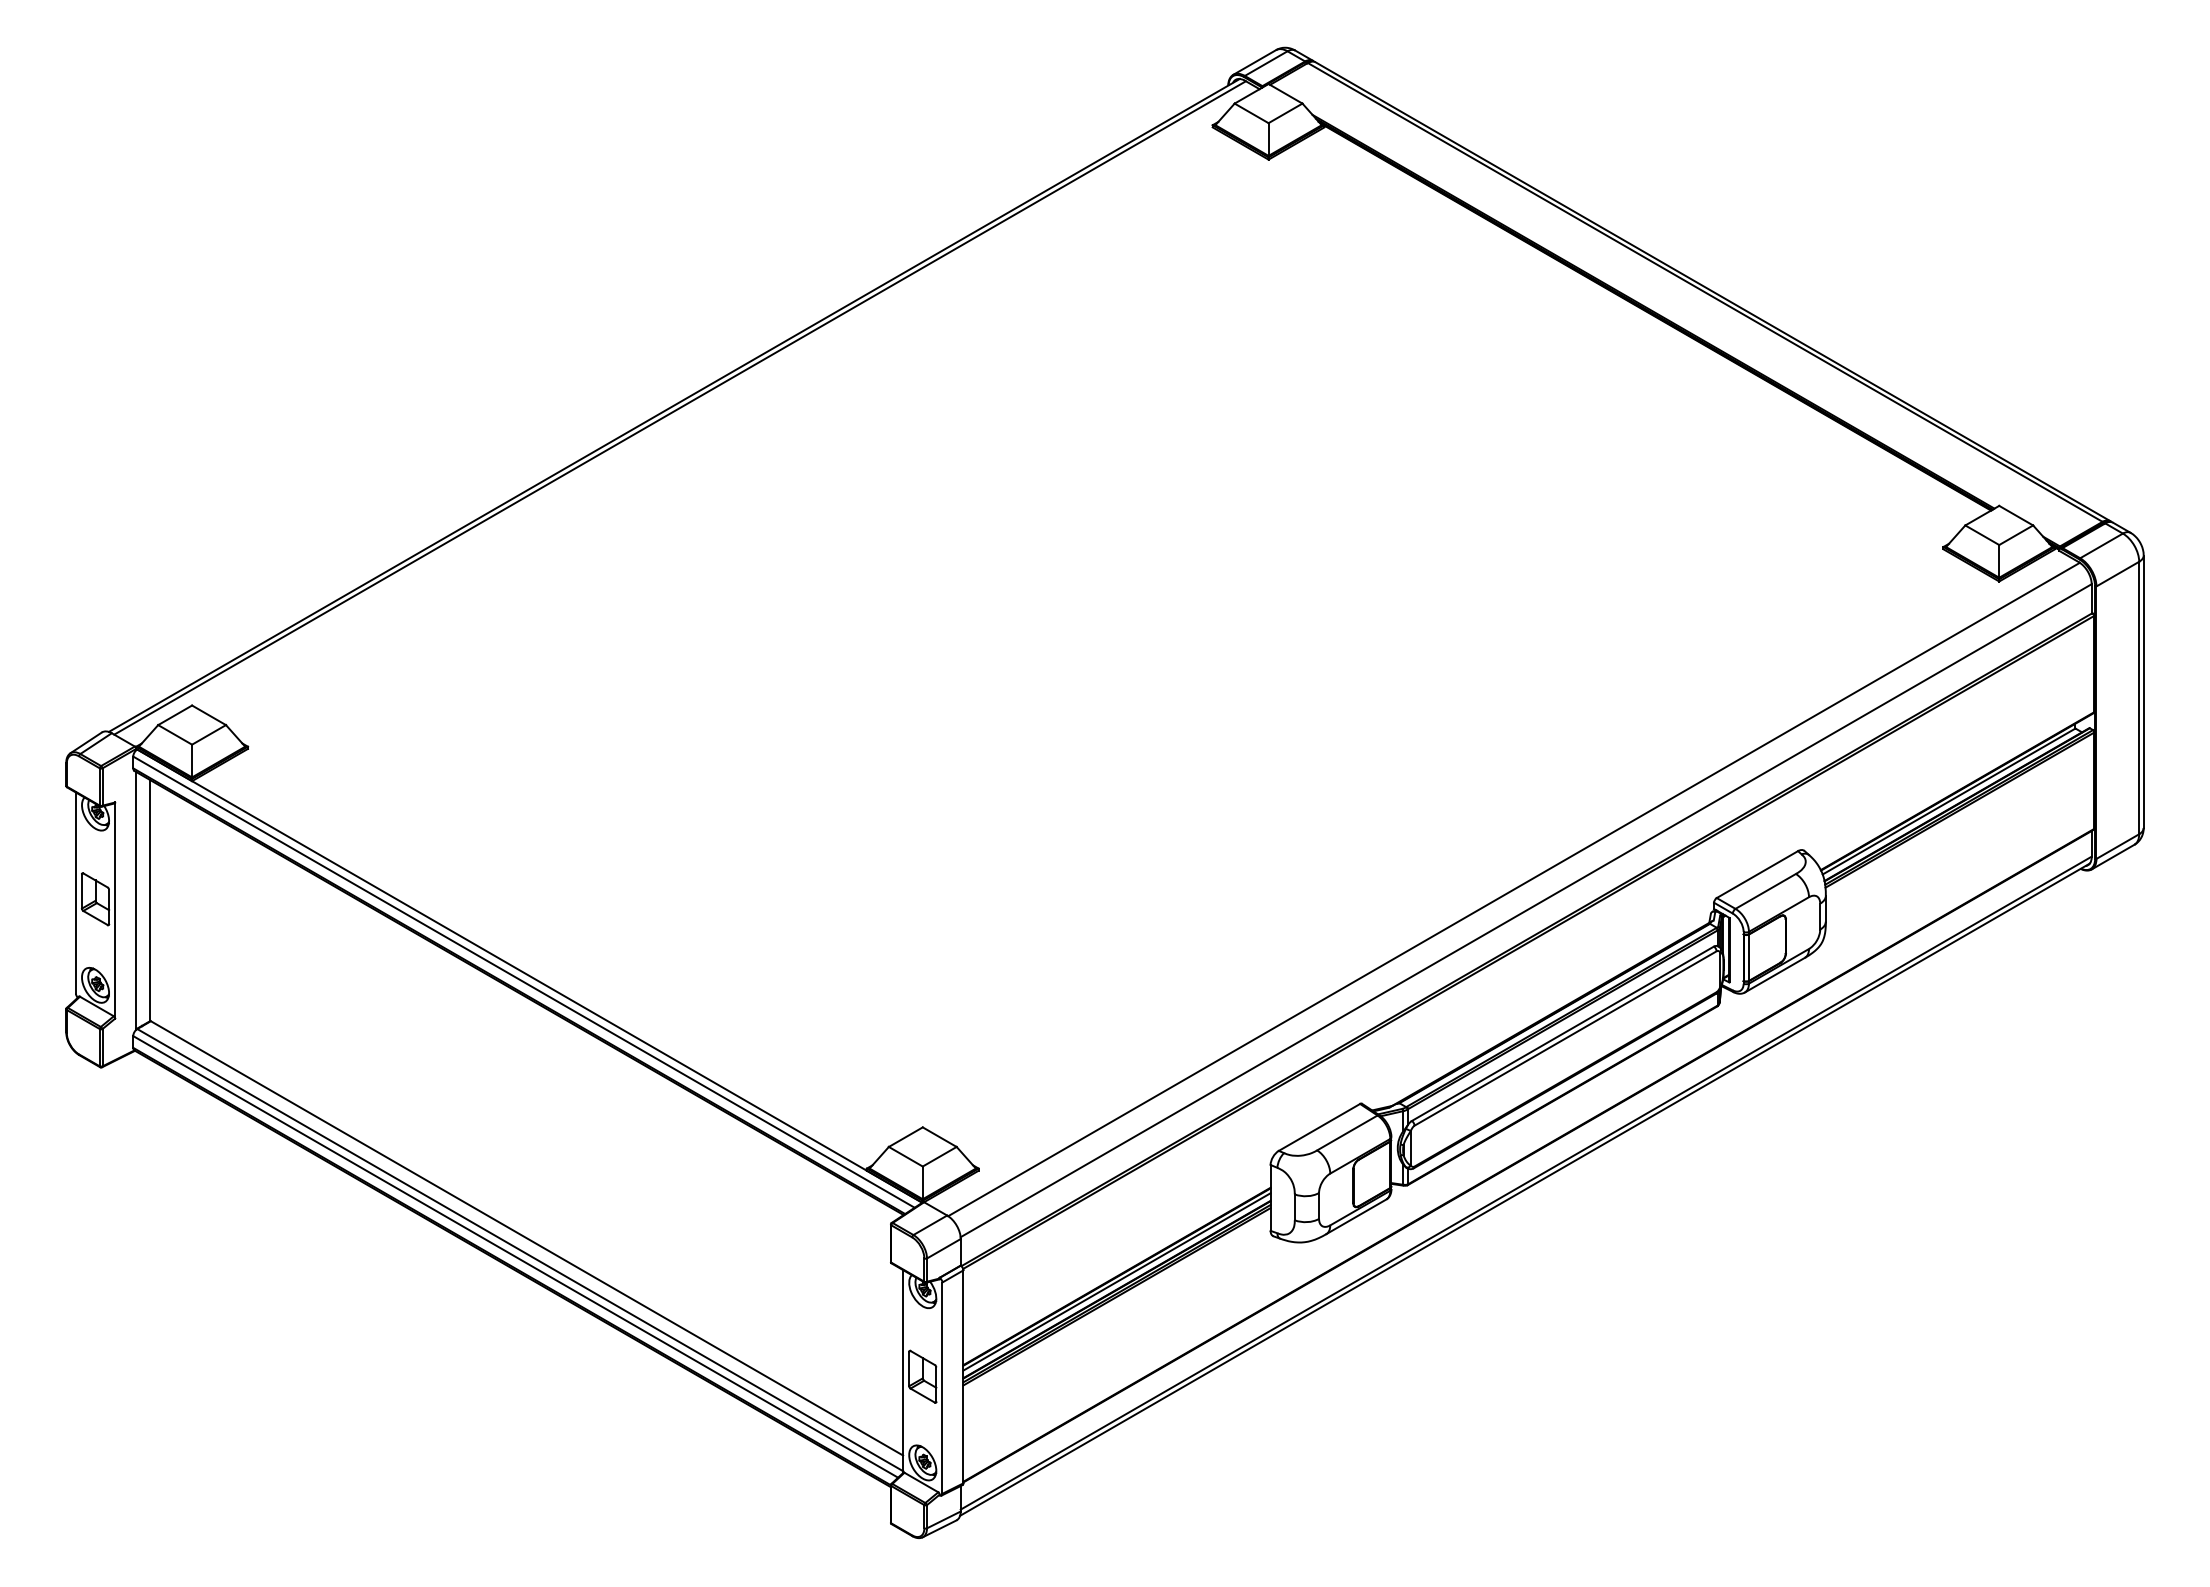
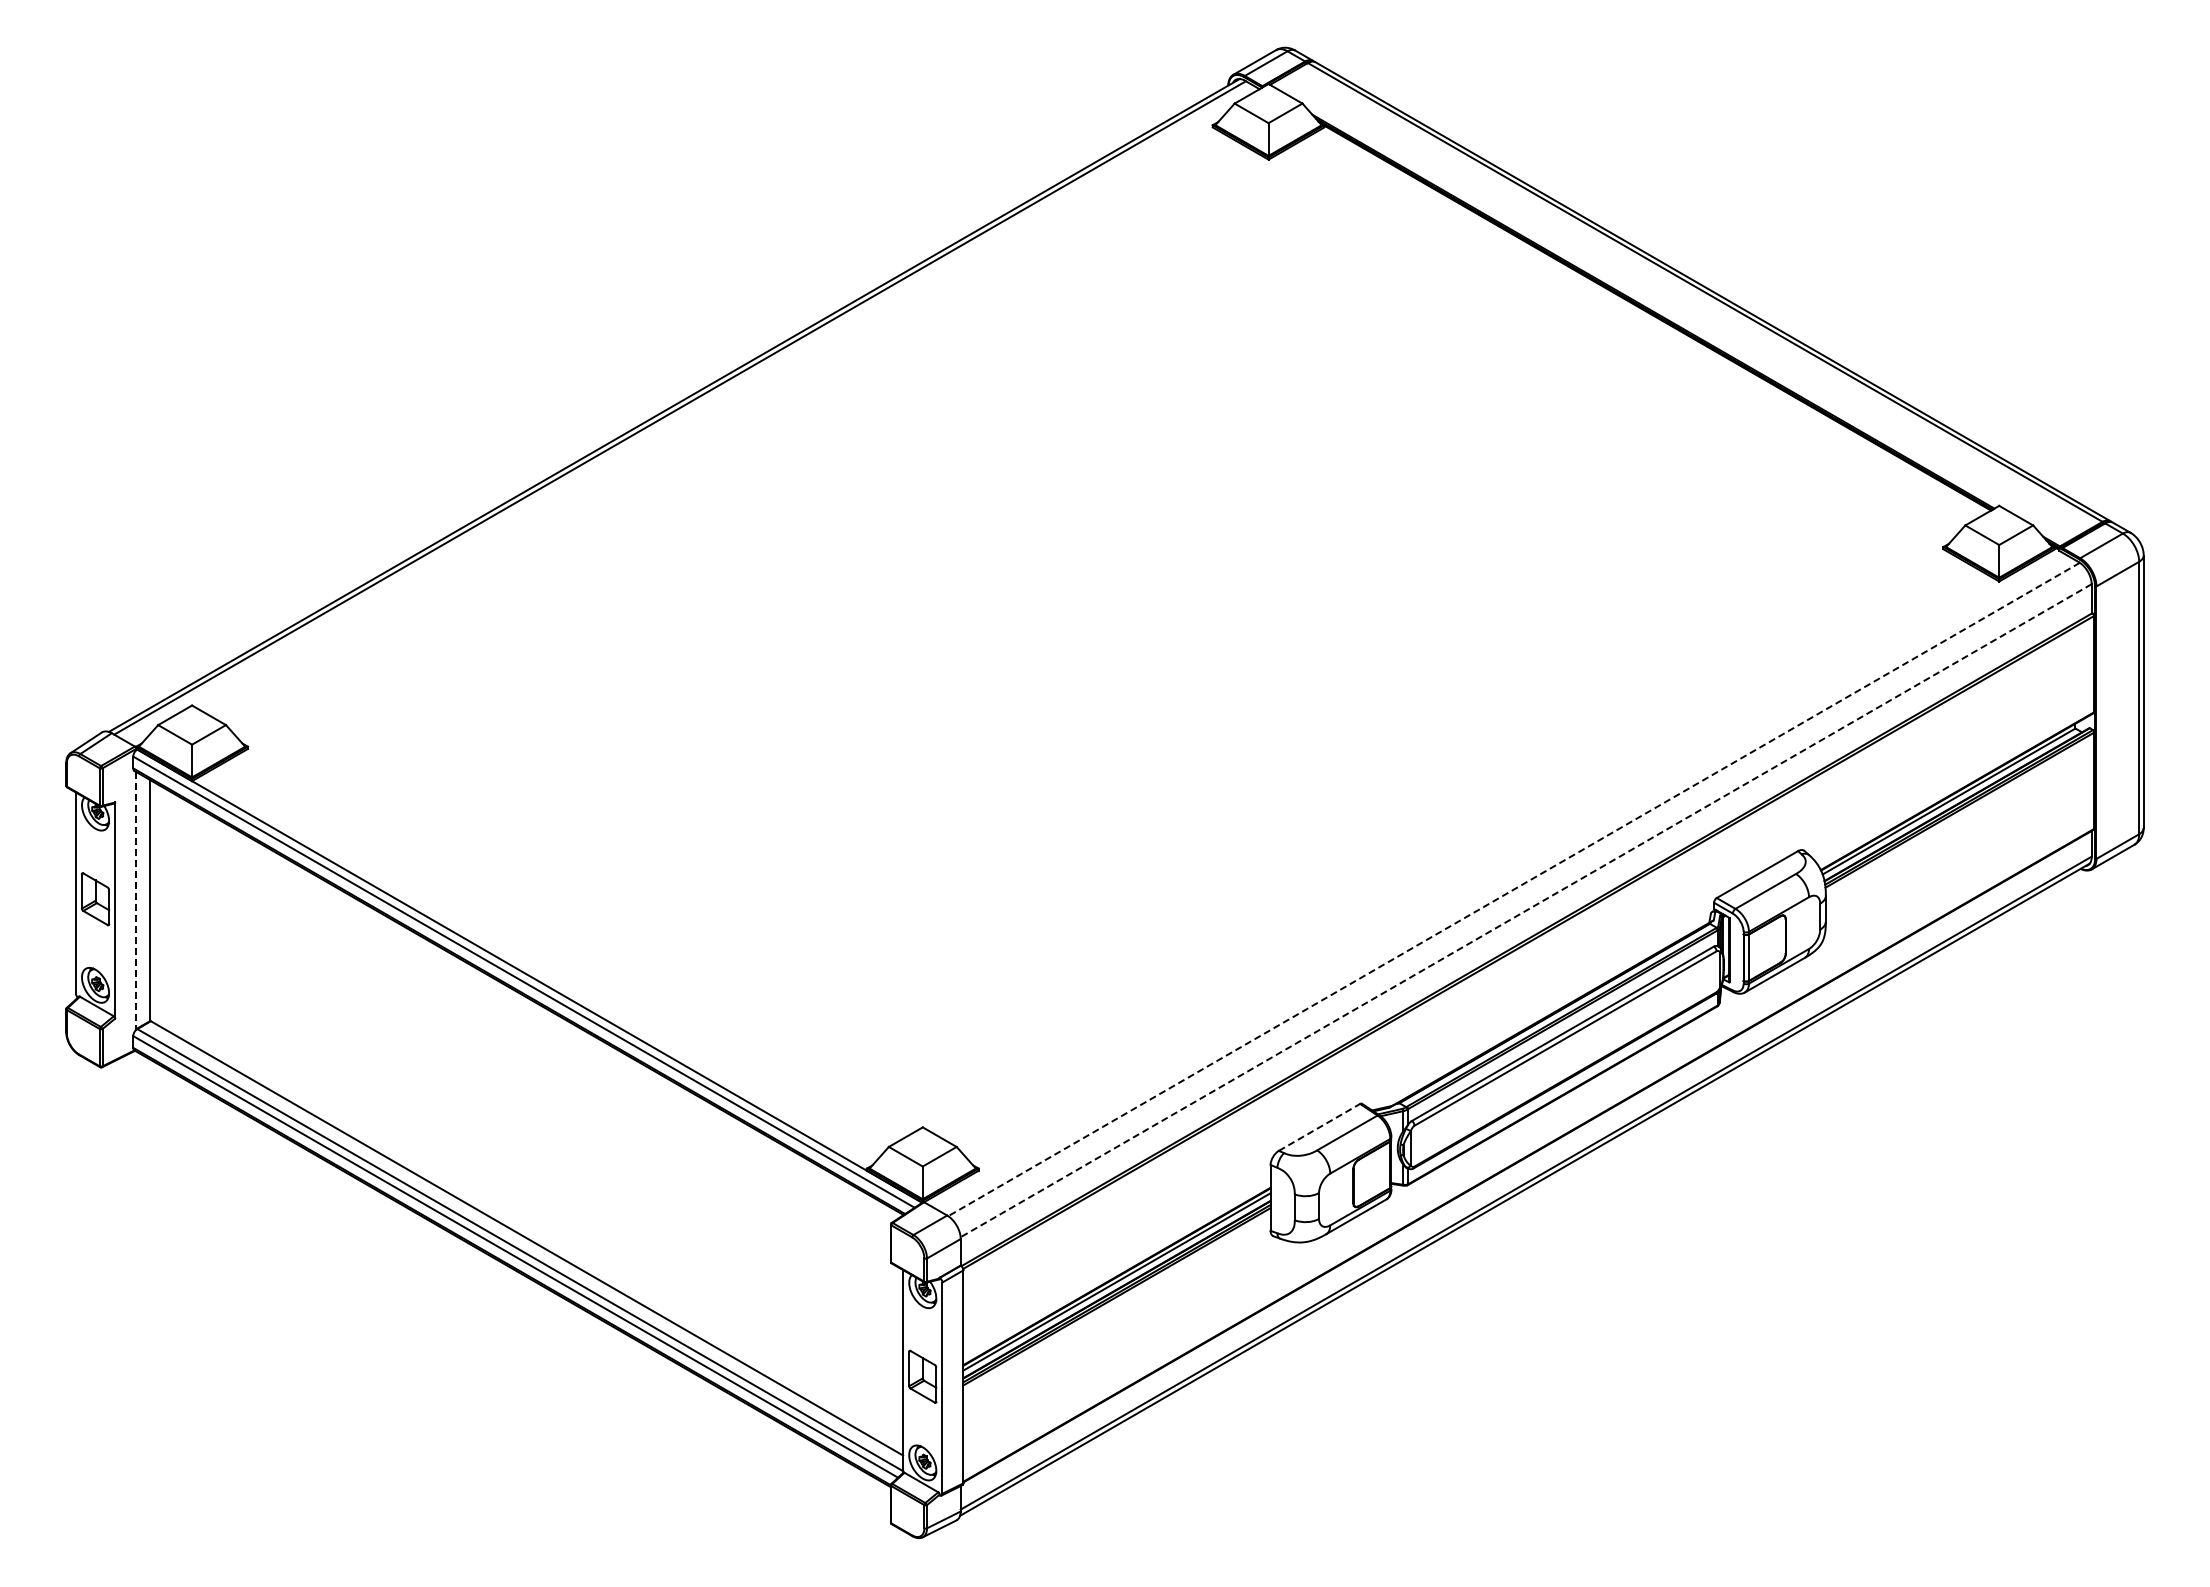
line: solid -> dashed (1513, 889)
line: solid -> dashed (136, 900)
line: solid -> dashed (1525, 910)
line: solid -> dashed (1319, 1127)
